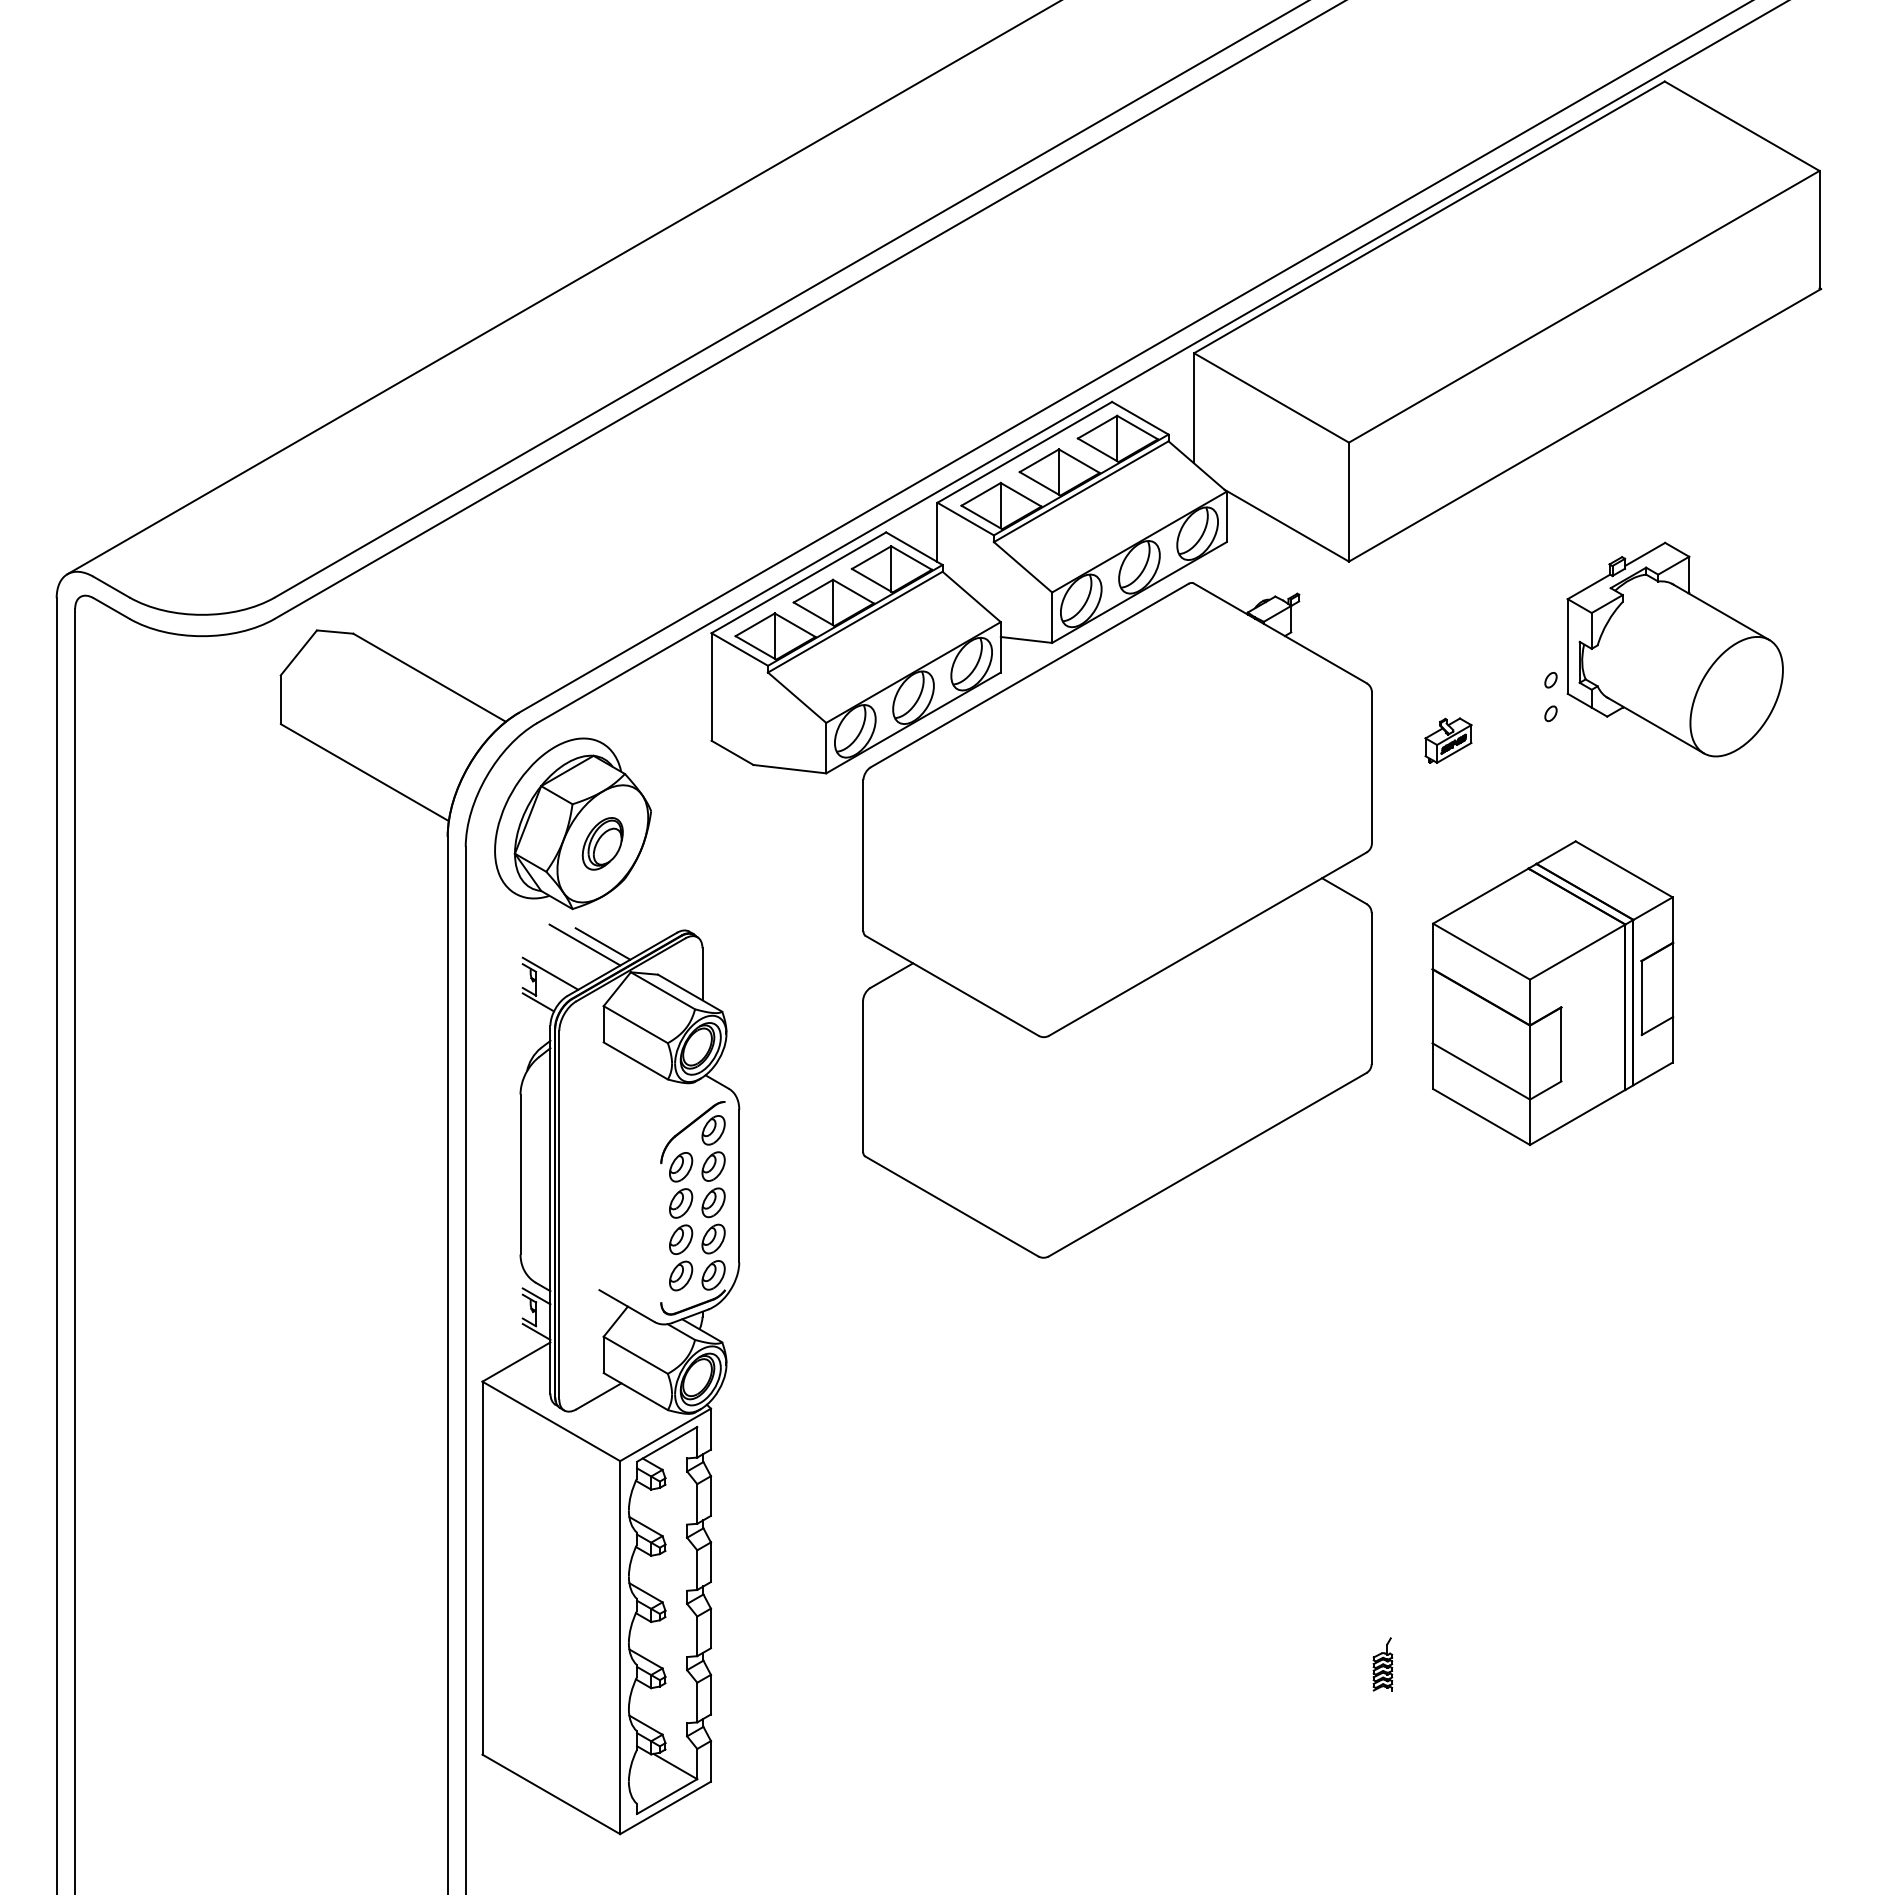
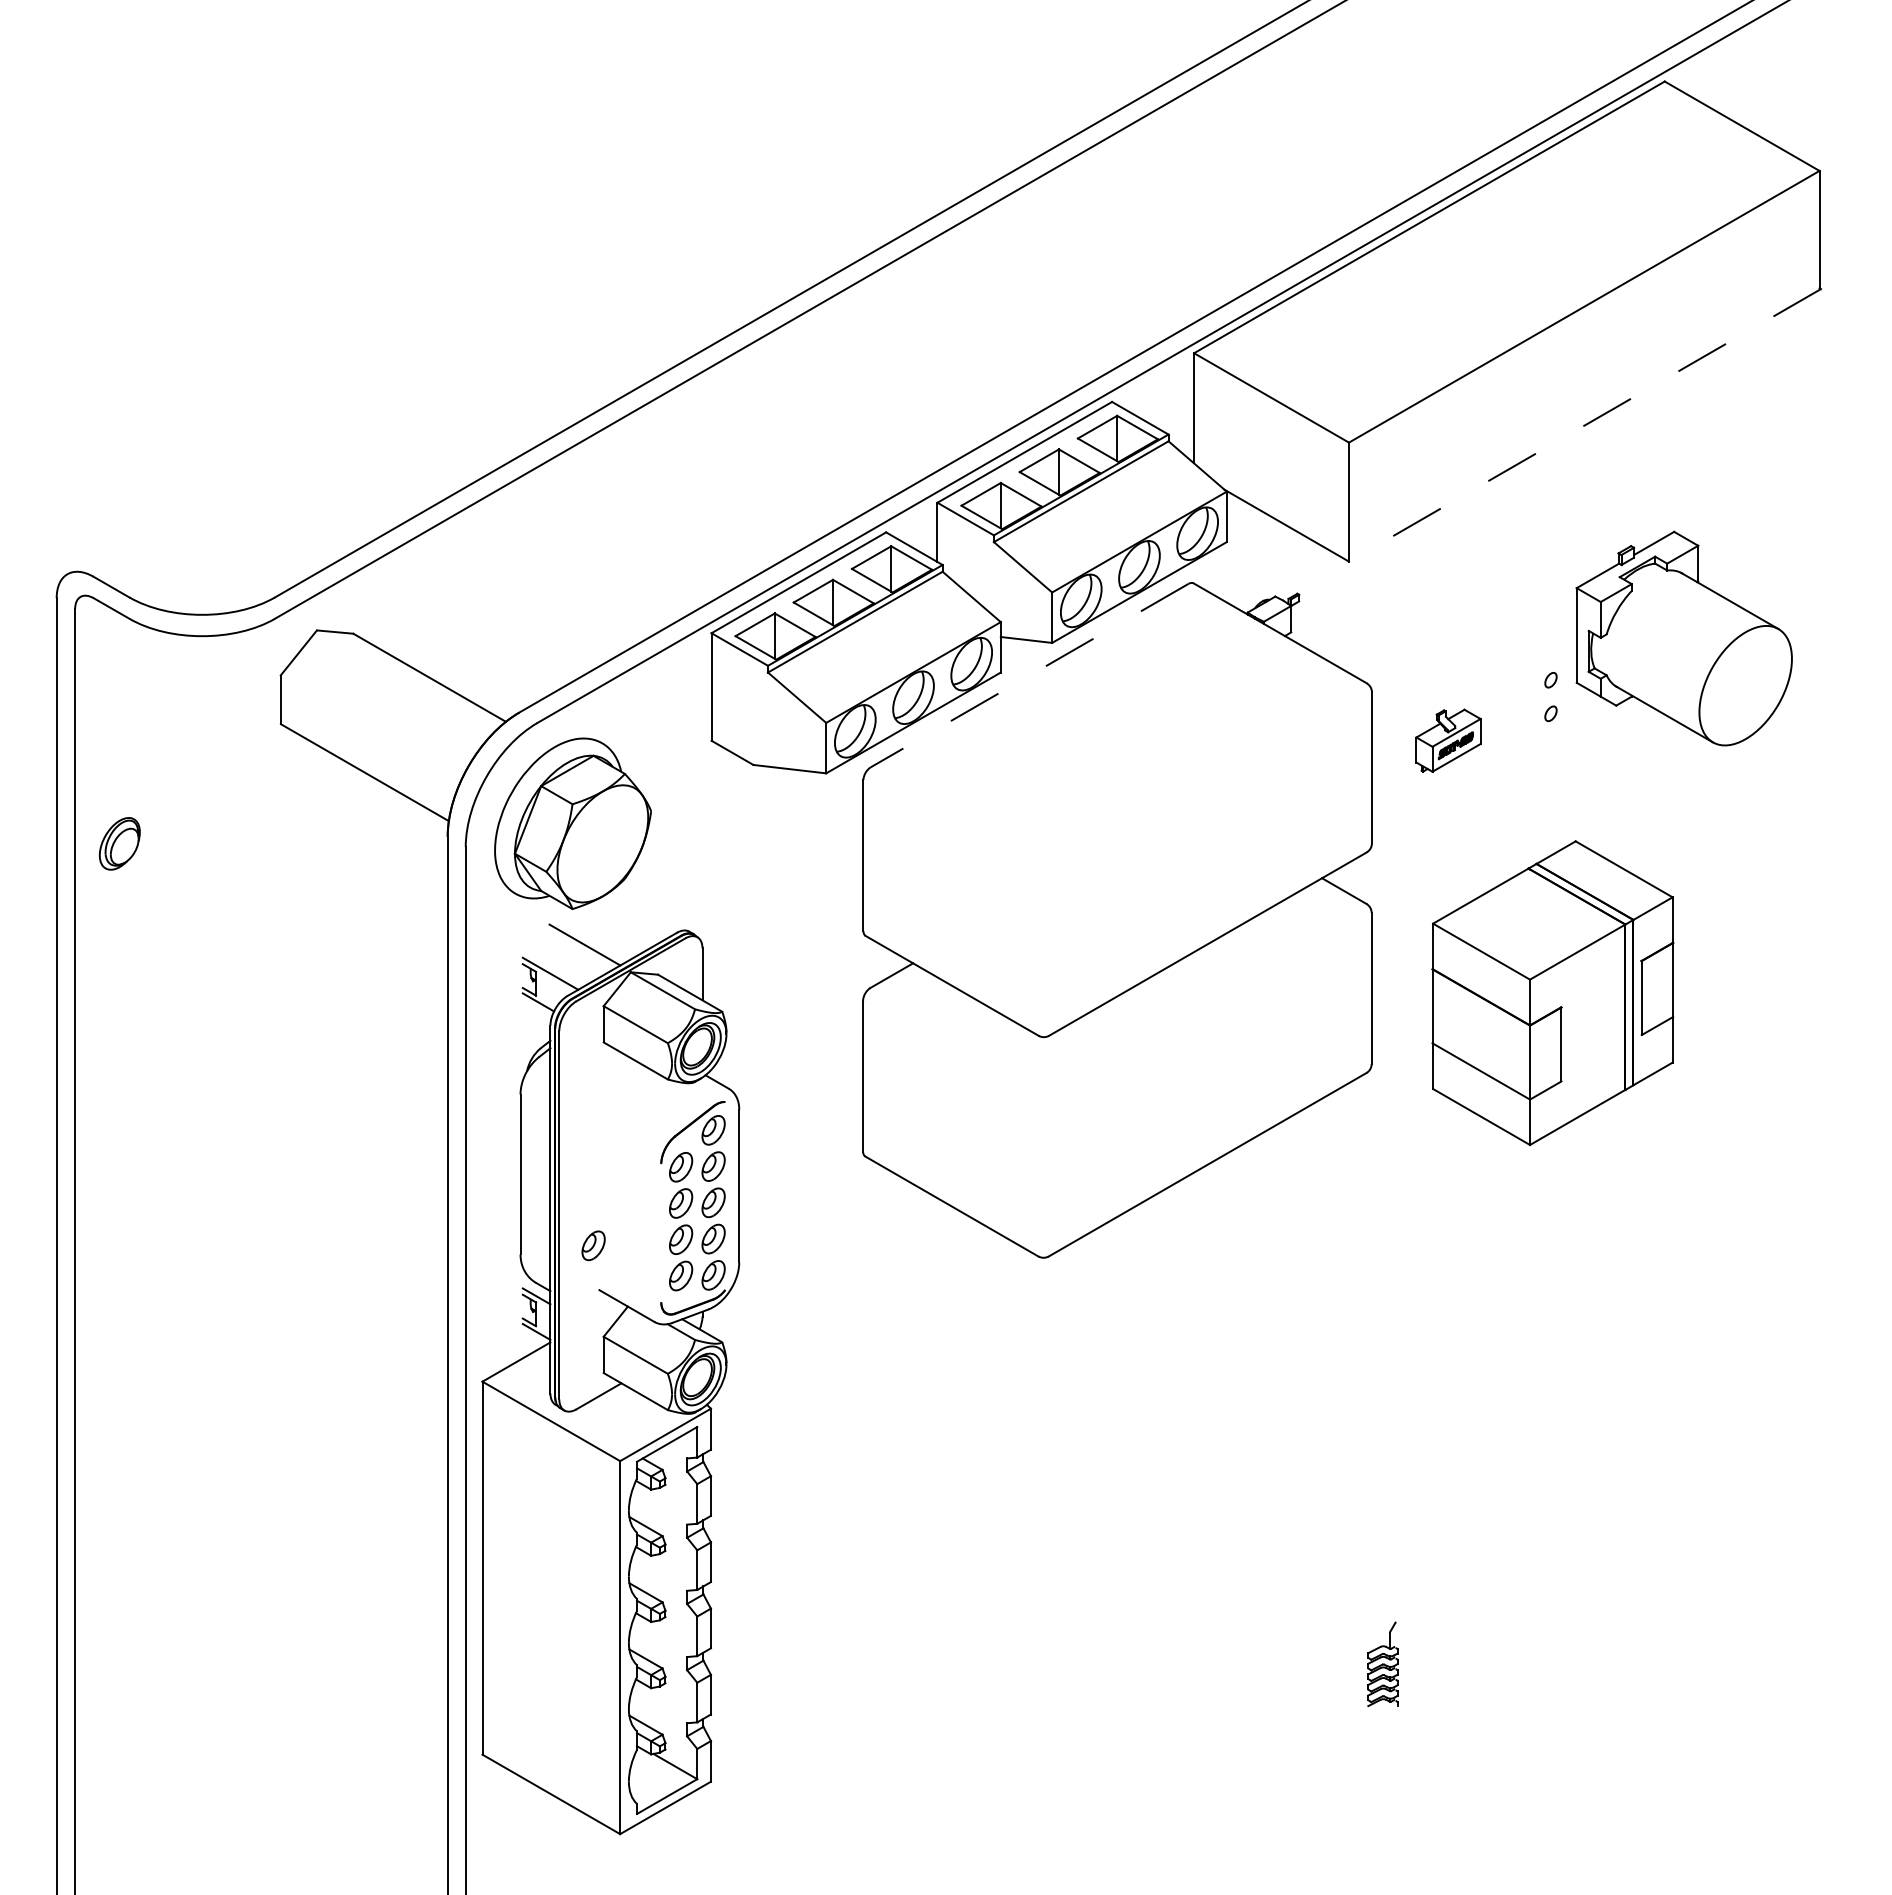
line: present -> none (562, 288)
line: solid -> dashed (1584, 425)
part position: (1674, 649) -> (1683, 638) (1683, 638)
line: solid -> dashed (1029, 675)
part size: 49x47 px -> 67x65 px (1448, 740)
part position: (602, 843) -> (119, 843) (119, 843)
line: present -> none (602, 943)
part: none -> present (593, 1245)
part size: 22x55 px -> 32x87 px (1382, 1664)
